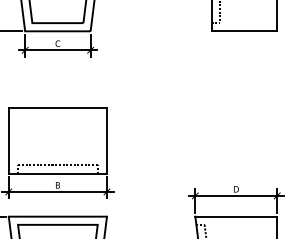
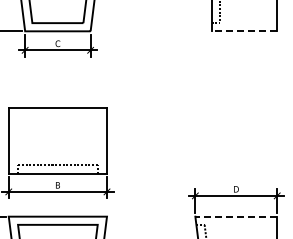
line: solid -> dashed (244, 31)
line: solid -> dashed (236, 216)
